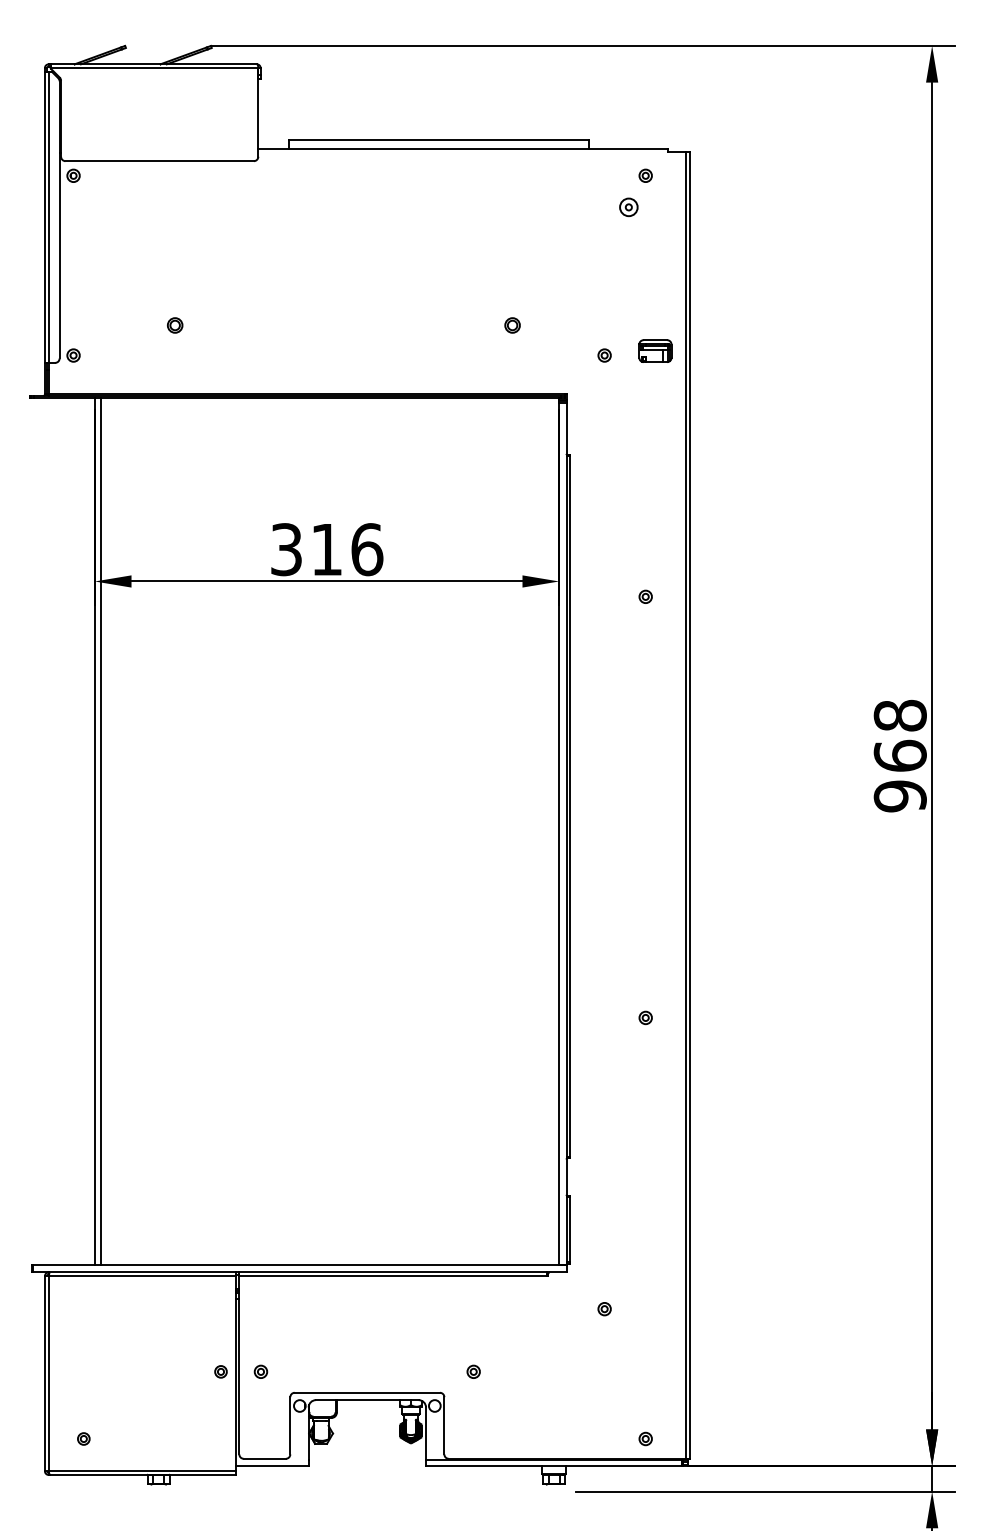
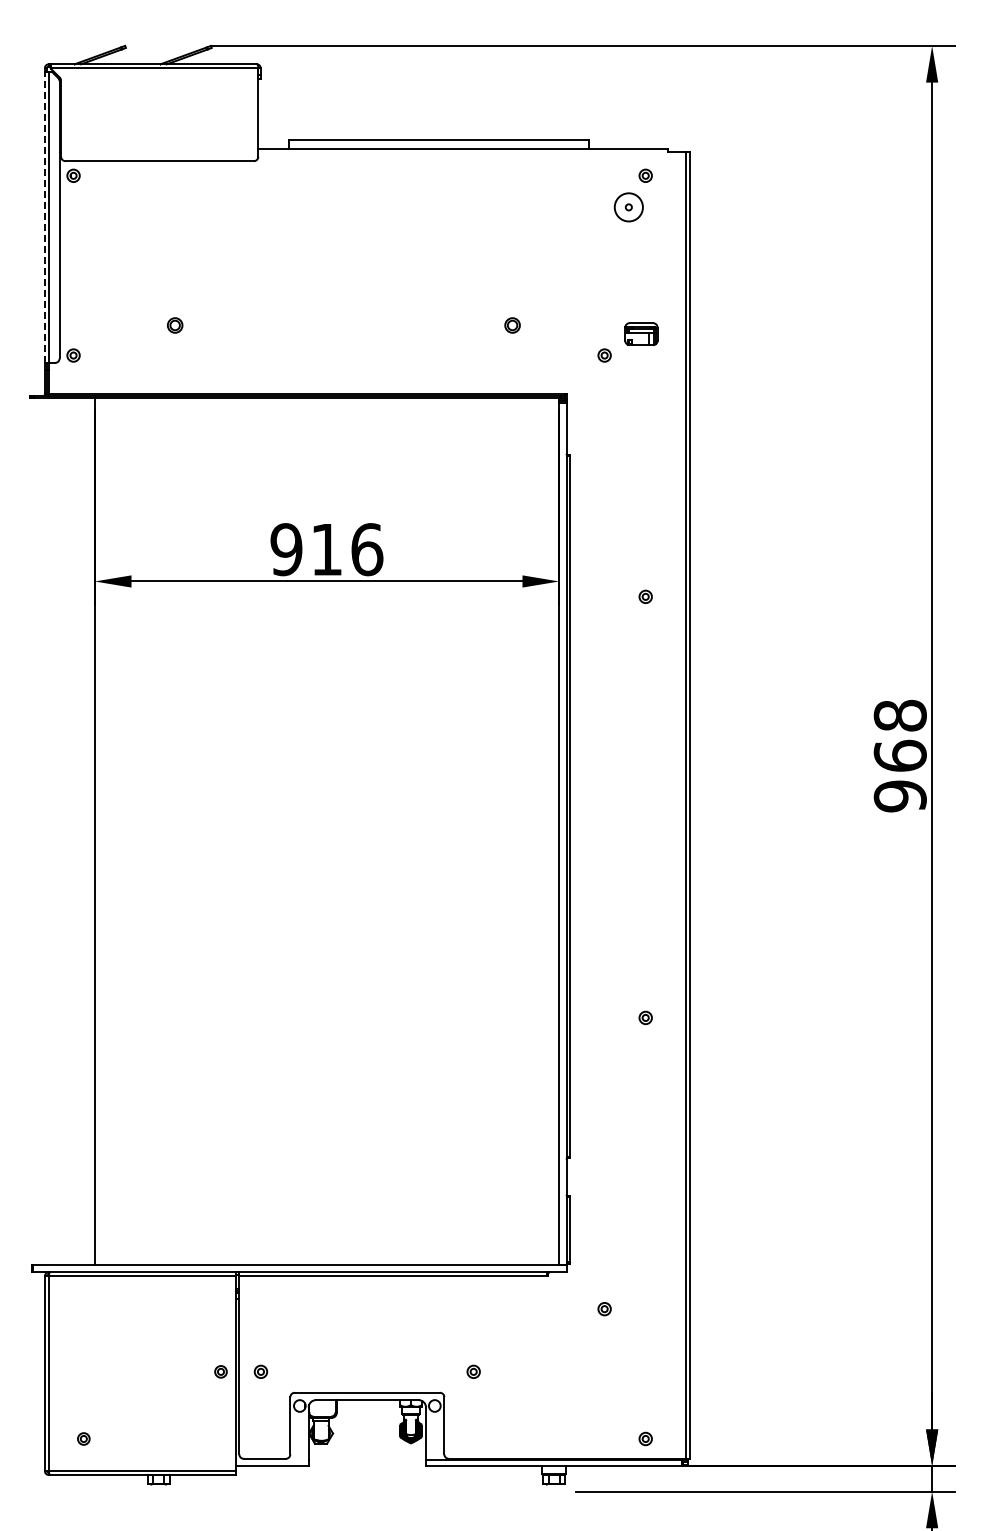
circle diameter: 18 px -> 28 px (628, 207)
line: solid -> dashed (44, 217)
part position: (655, 350) -> (641, 333) (641, 333)
text: 316 -> 916 (286, 549)
line: present -> none (100, 831)
